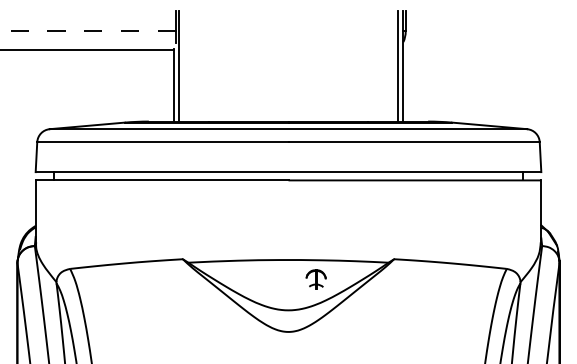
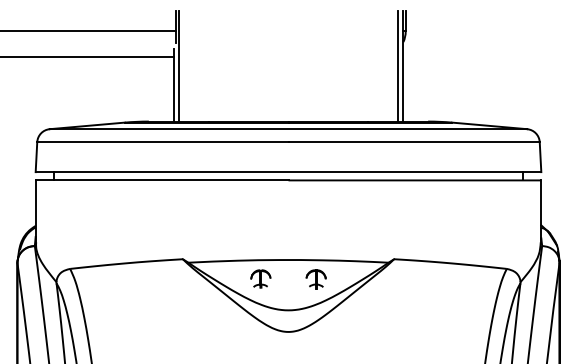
line: dashed -> solid (88, 31)
line position: (87, 50) -> (87, 57) (87, 57)
part: none -> present (260, 278)
